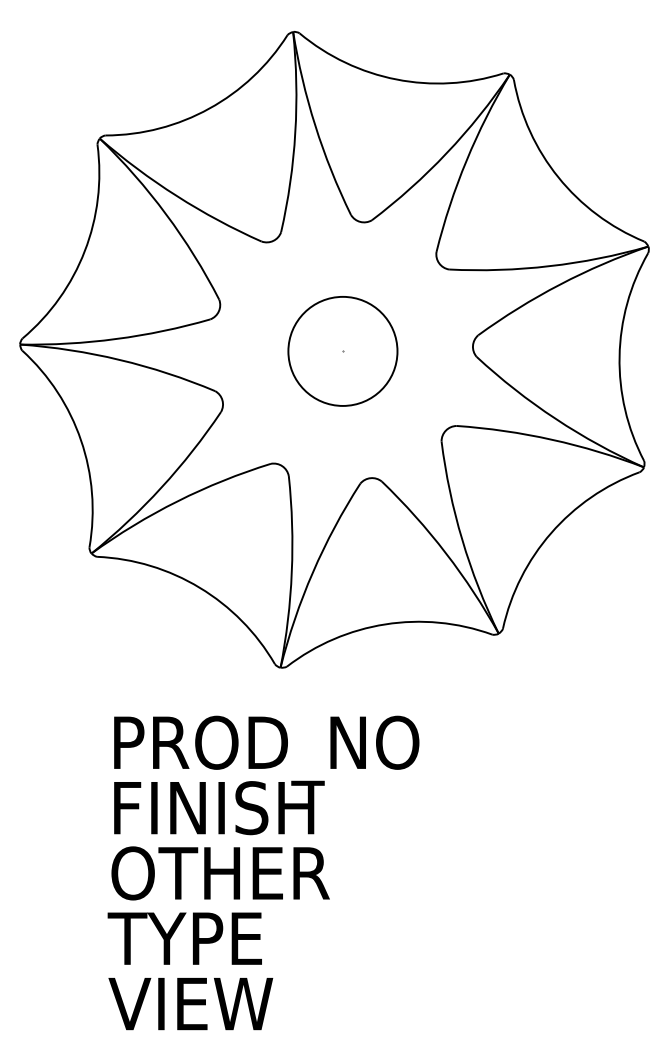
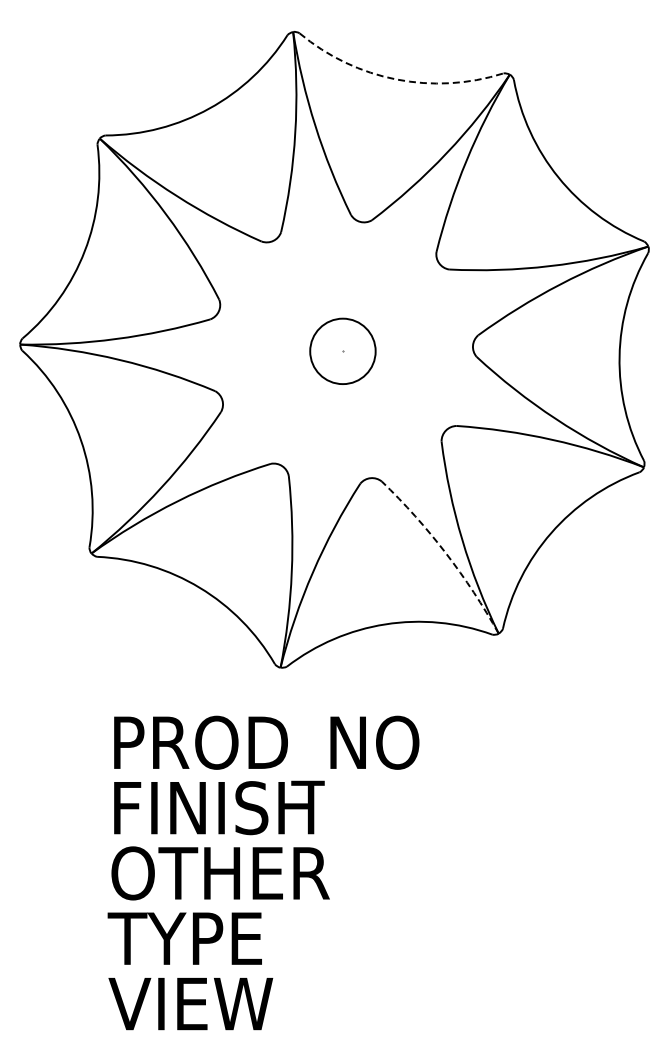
arc: solid -> dashed (396, 79)
circle diameter: 109 px -> 65 px (342, 351)
arc: solid -> dashed (445, 553)
